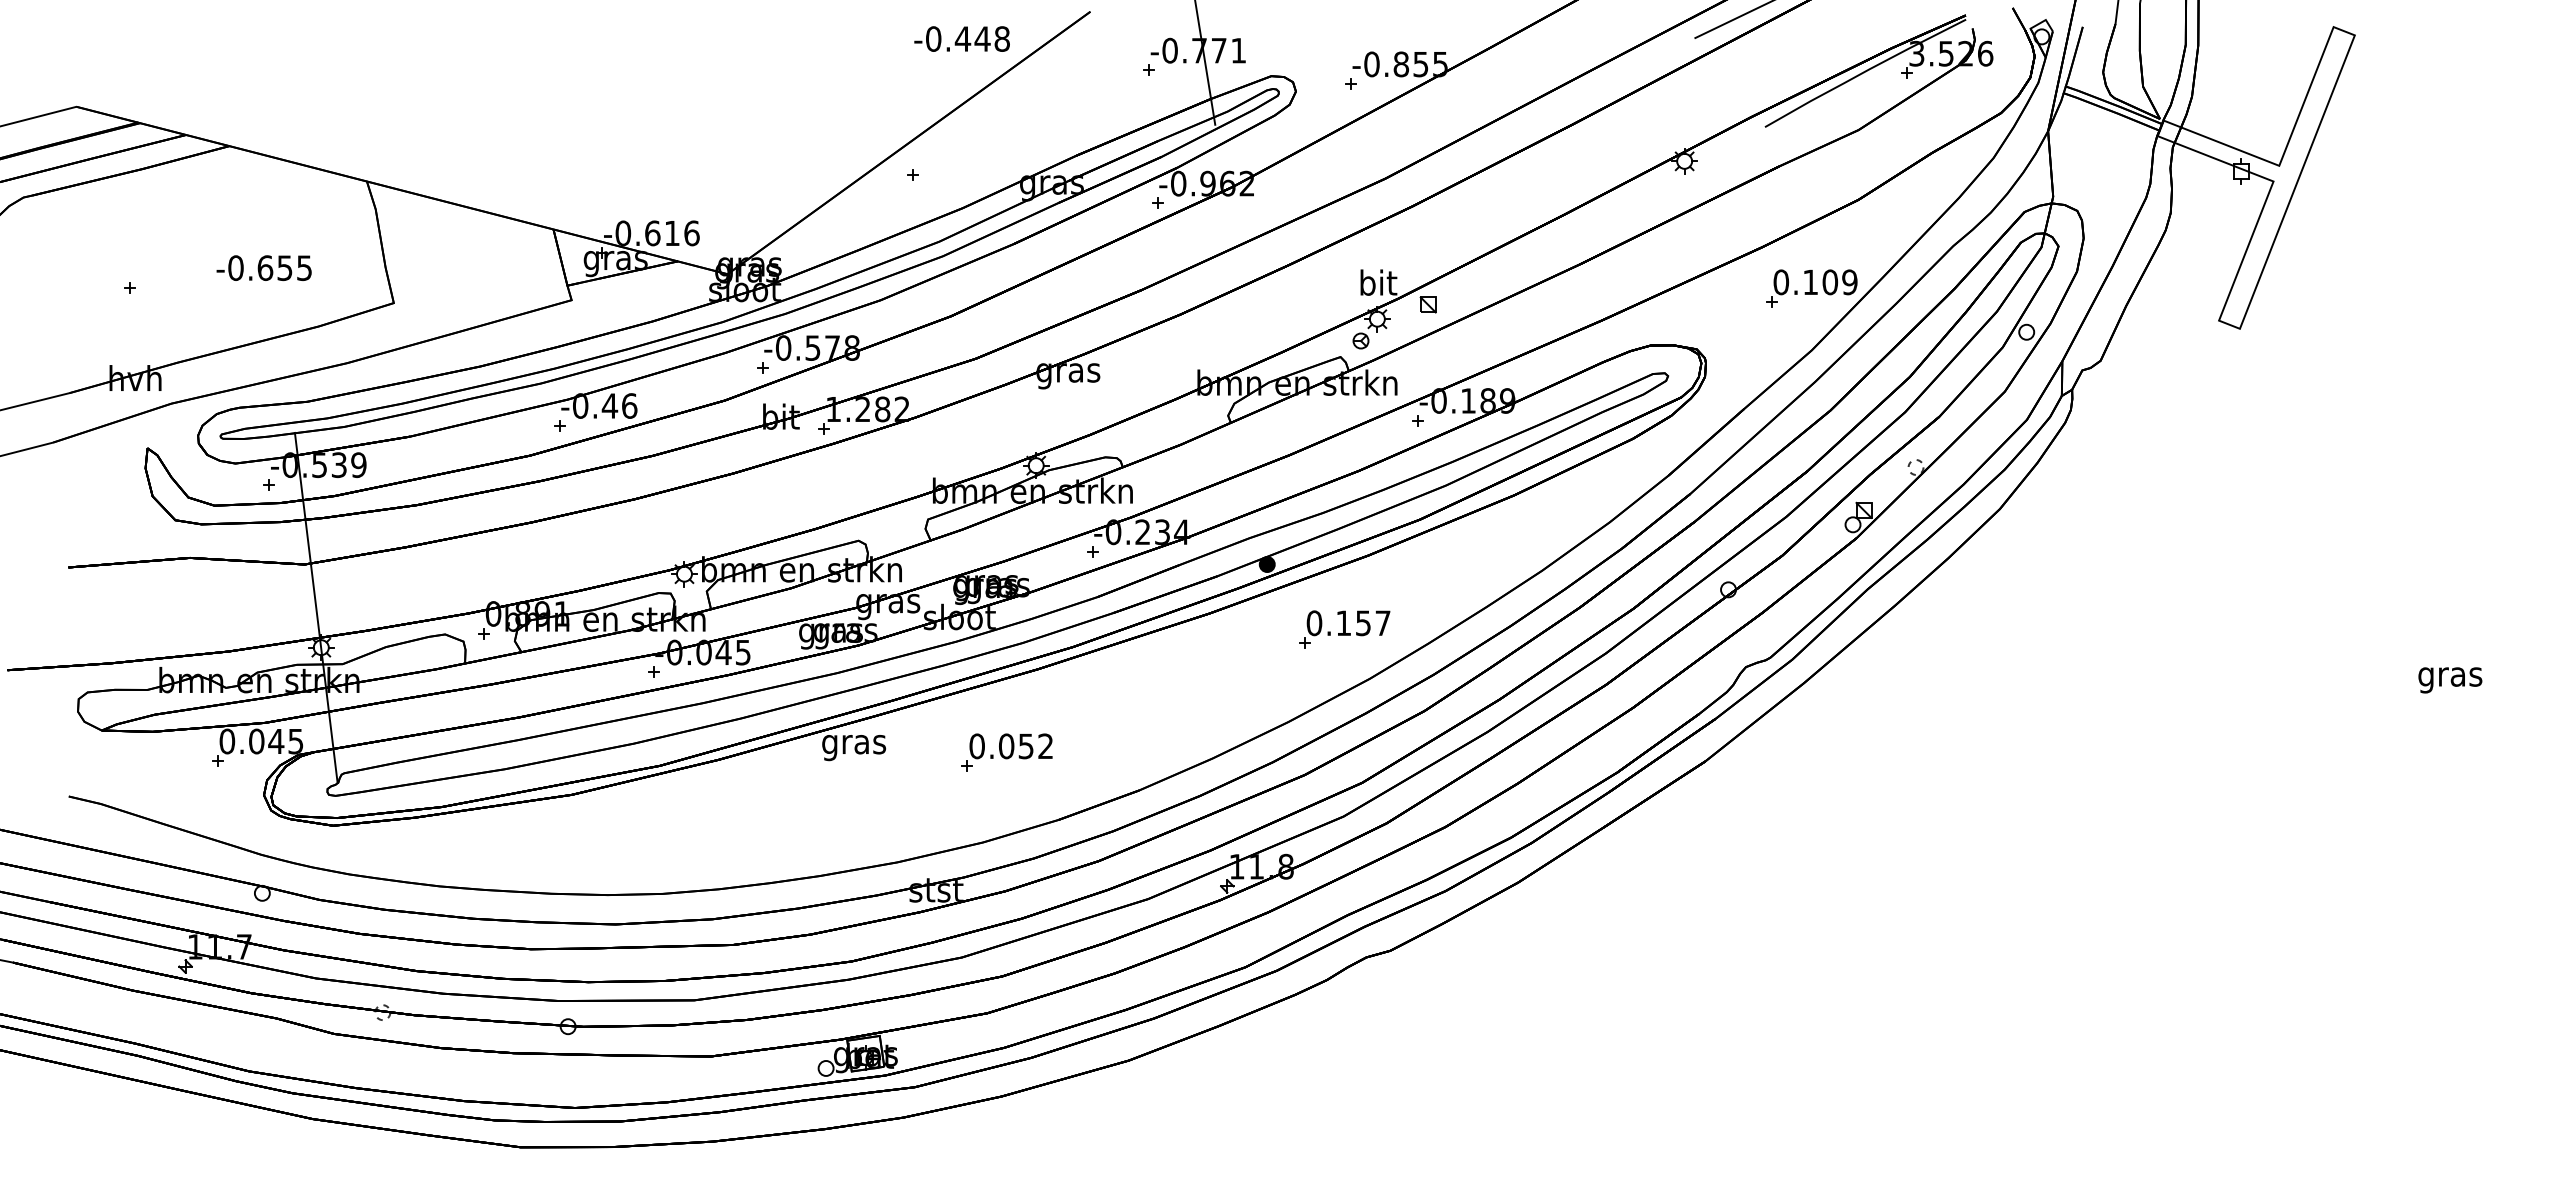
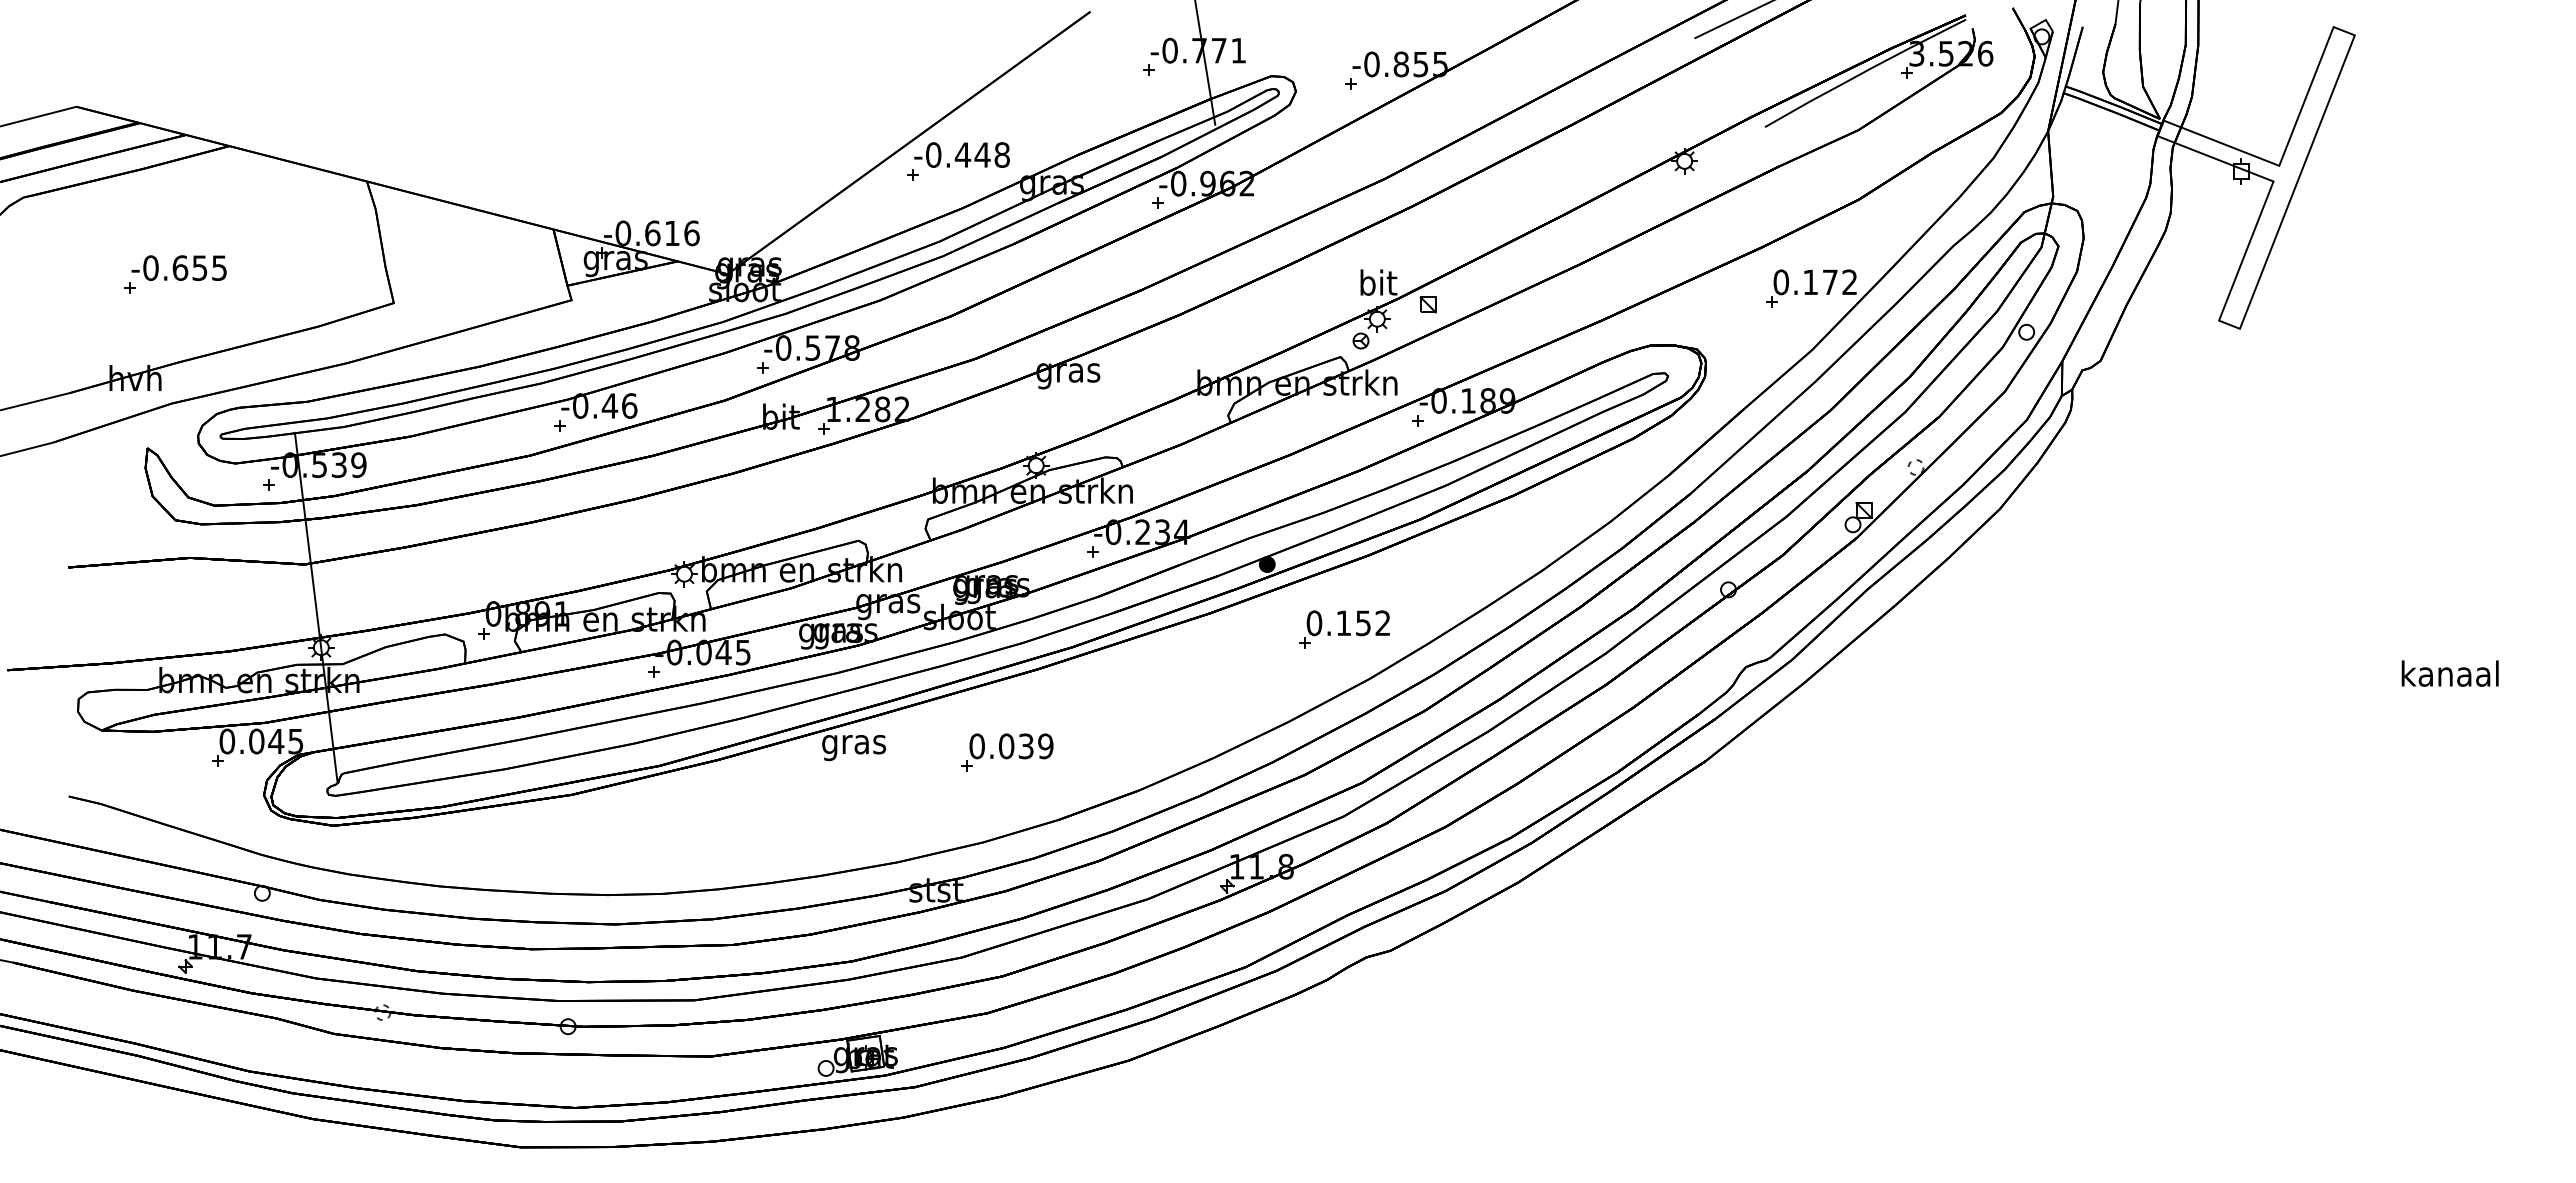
text position: (961, 38) -> (961, 154) (961, 154)
text position: (263, 267) -> (178, 267) (178, 267)
text: 0.109 -> 0.172 (1839, 282)
text: 0.157 -> 0.152 (1382, 622)
text: gras -> kanaal (2449, 676)
text: 0.052 -> 0.039 (1036, 746)
